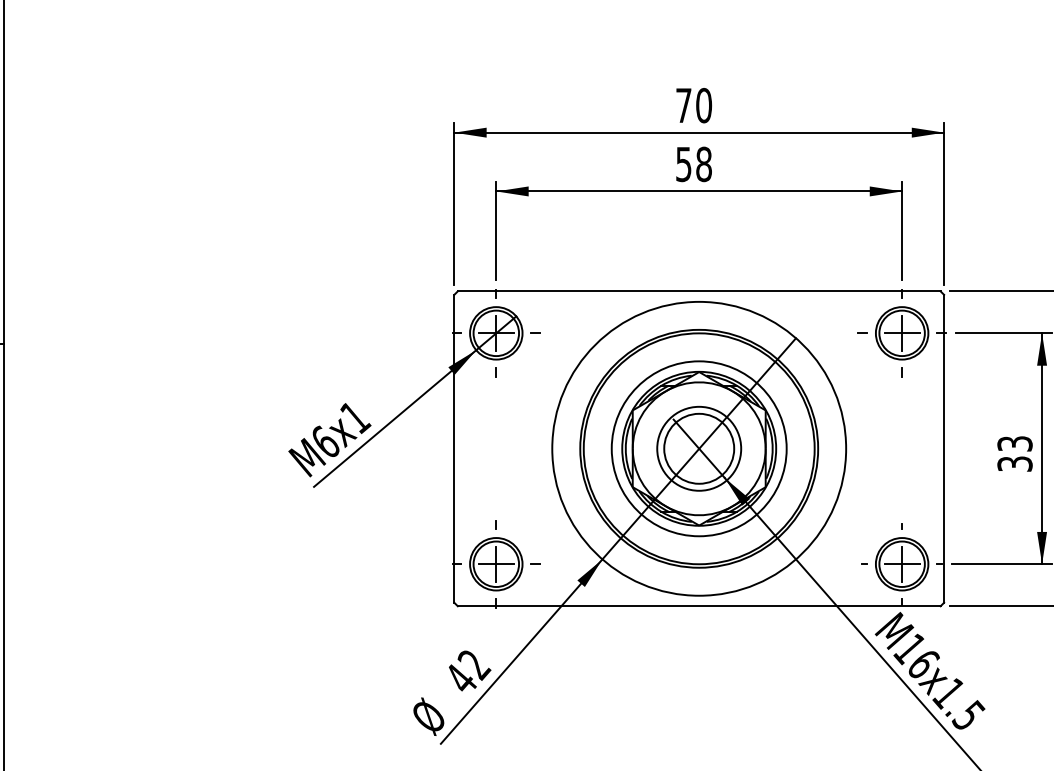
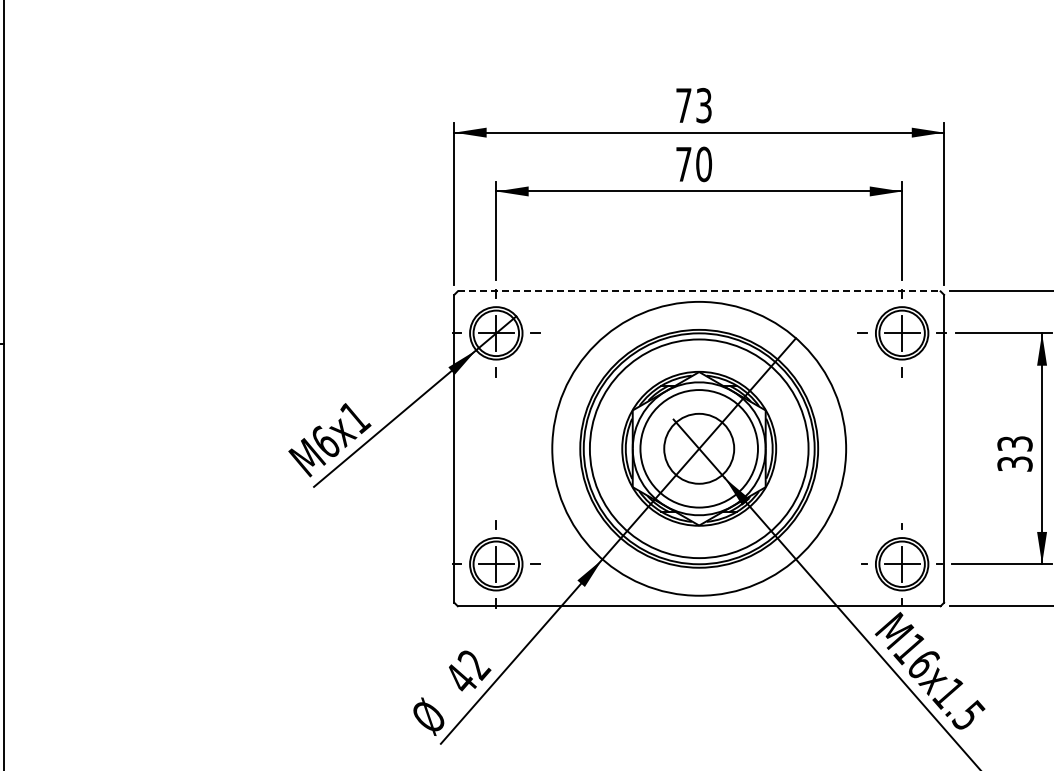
text: 70 -> 73 (704, 105)
text: 58 -> 70 (694, 164)
line: solid -> dashed (699, 291)
circle diameter: 175 px -> 219 px (698, 448)
circle diameter: 84 px -> 118 px (698, 448)
